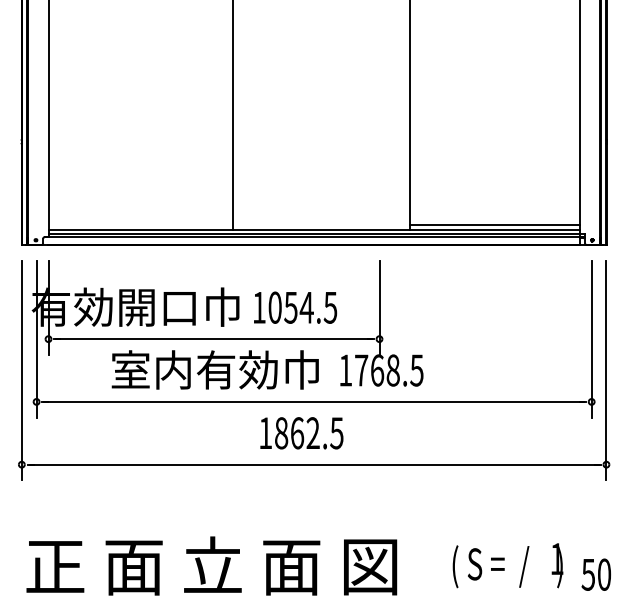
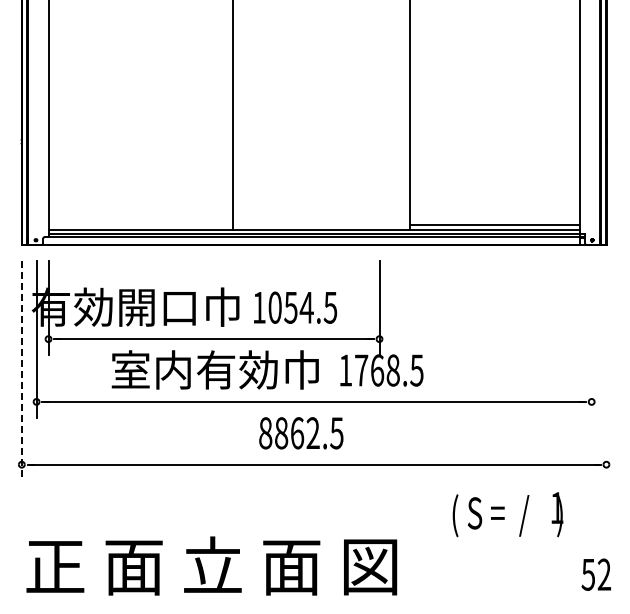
line: present -> none (591, 338)
line: solid -> dashed (21, 370)
line: present -> none (606, 370)
text: 1862.5 -> 8862.5 (265, 433)
text position: (507, 565) -> (507, 514) (507, 514)
text: 50 -> 52 (604, 574)
